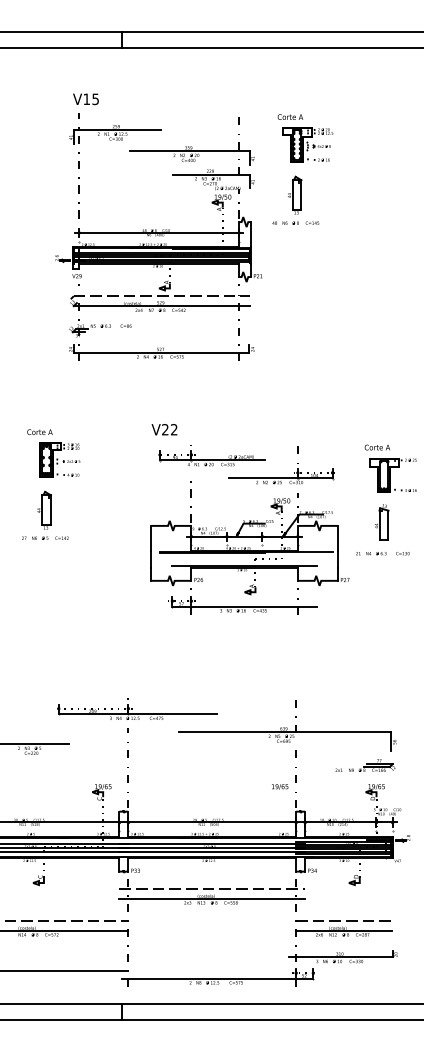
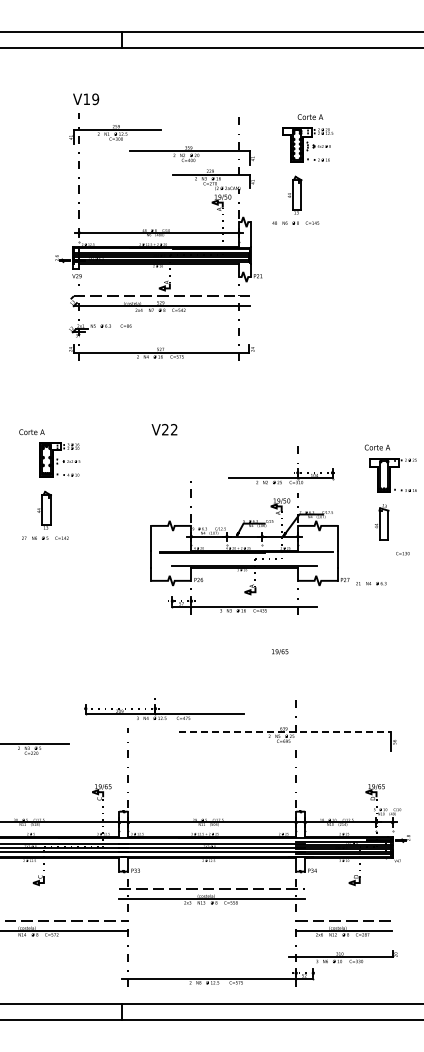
text: V15 -> V19 (95, 98)
text position: (290, 116) -> (310, 116) (310, 116)
text position: (39, 431) -> (31, 431) (31, 431)
part: present -> none (211, 455)
text position: (371, 553) -> (371, 583) (371, 583)
part position: (137, 708) -> (164, 708) (164, 708)
line: solid -> dashed (285, 732)
part: present -> none (365, 765)
text position: (280, 786) -> (280, 651) (280, 651)
line: present -> none (63, 970)
